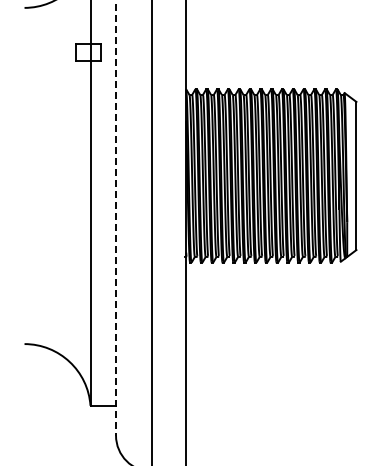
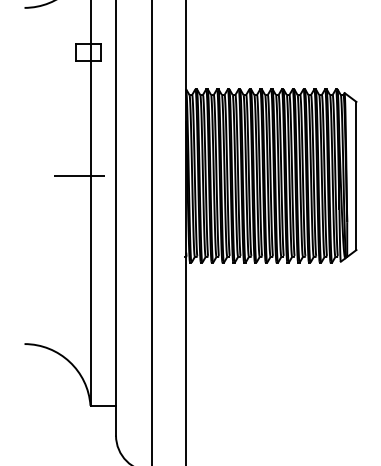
line: none -> present (79, 175)
line: dashed -> solid (116, 217)
